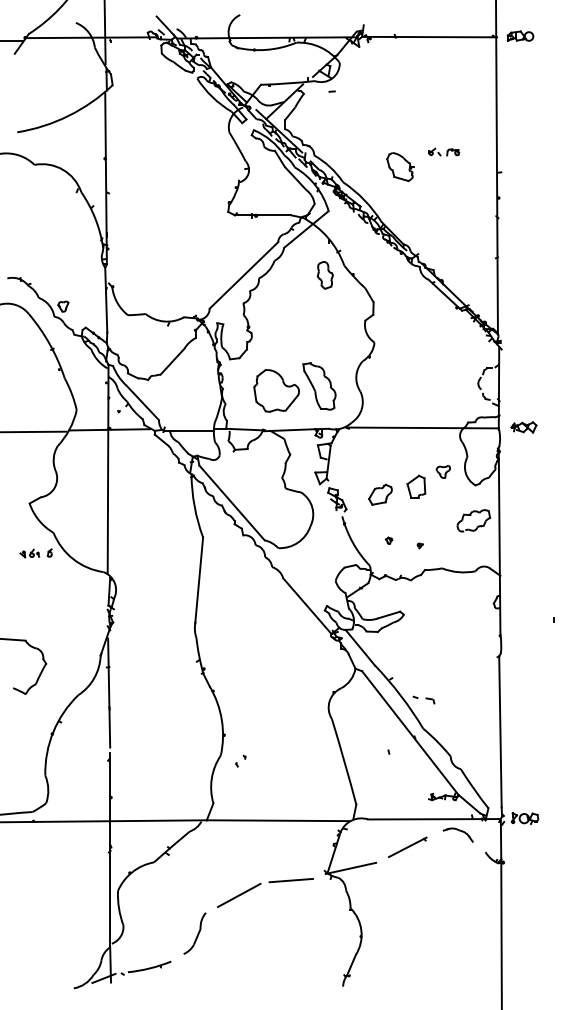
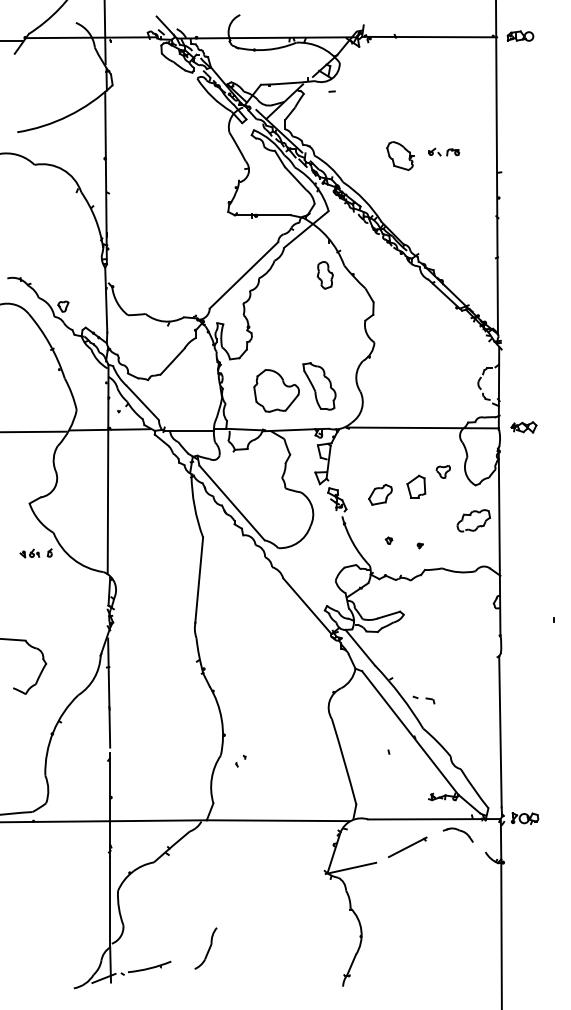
part position: (400, 166) -> (400, 155) (400, 155)
line: present -> none (290, 880)
line: present -> none (238, 895)
part position: (194, 933) -> (205, 948) (205, 948)
